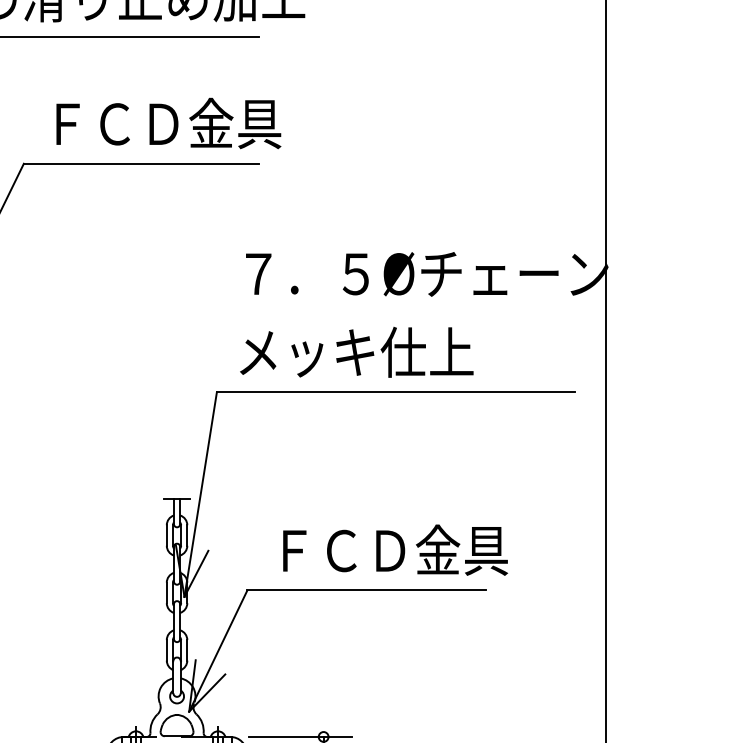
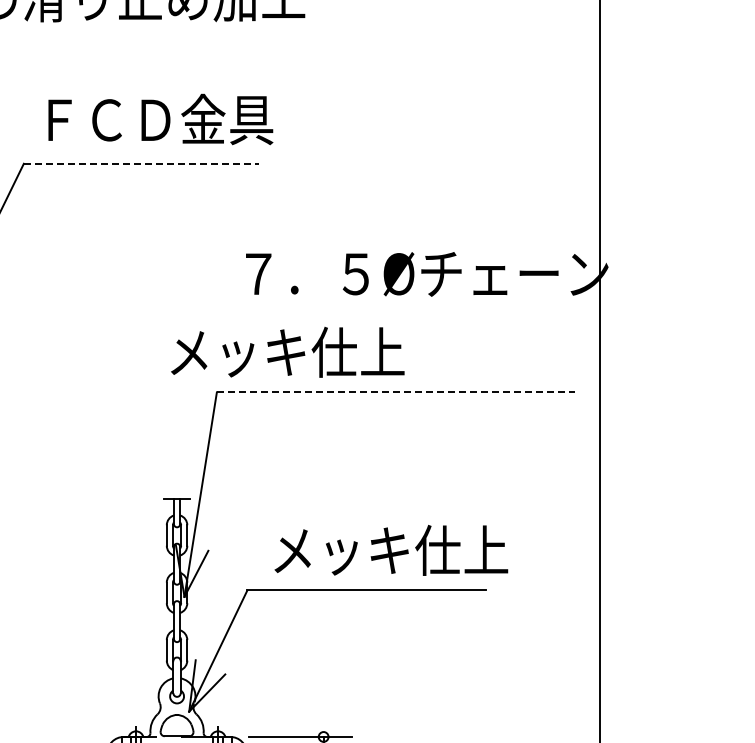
line: present -> none (130, 36)
text position: (168, 123) -> (160, 119) (160, 119)
line: solid -> dashed (141, 163)
text position: (356, 352) -> (287, 352) (287, 352)
line position: (606, 370) -> (600, 370) (600, 370)
line: solid -> dashed (395, 392)
text: ＦＣＤ金具 -> メッキ仕上 (391, 549)
